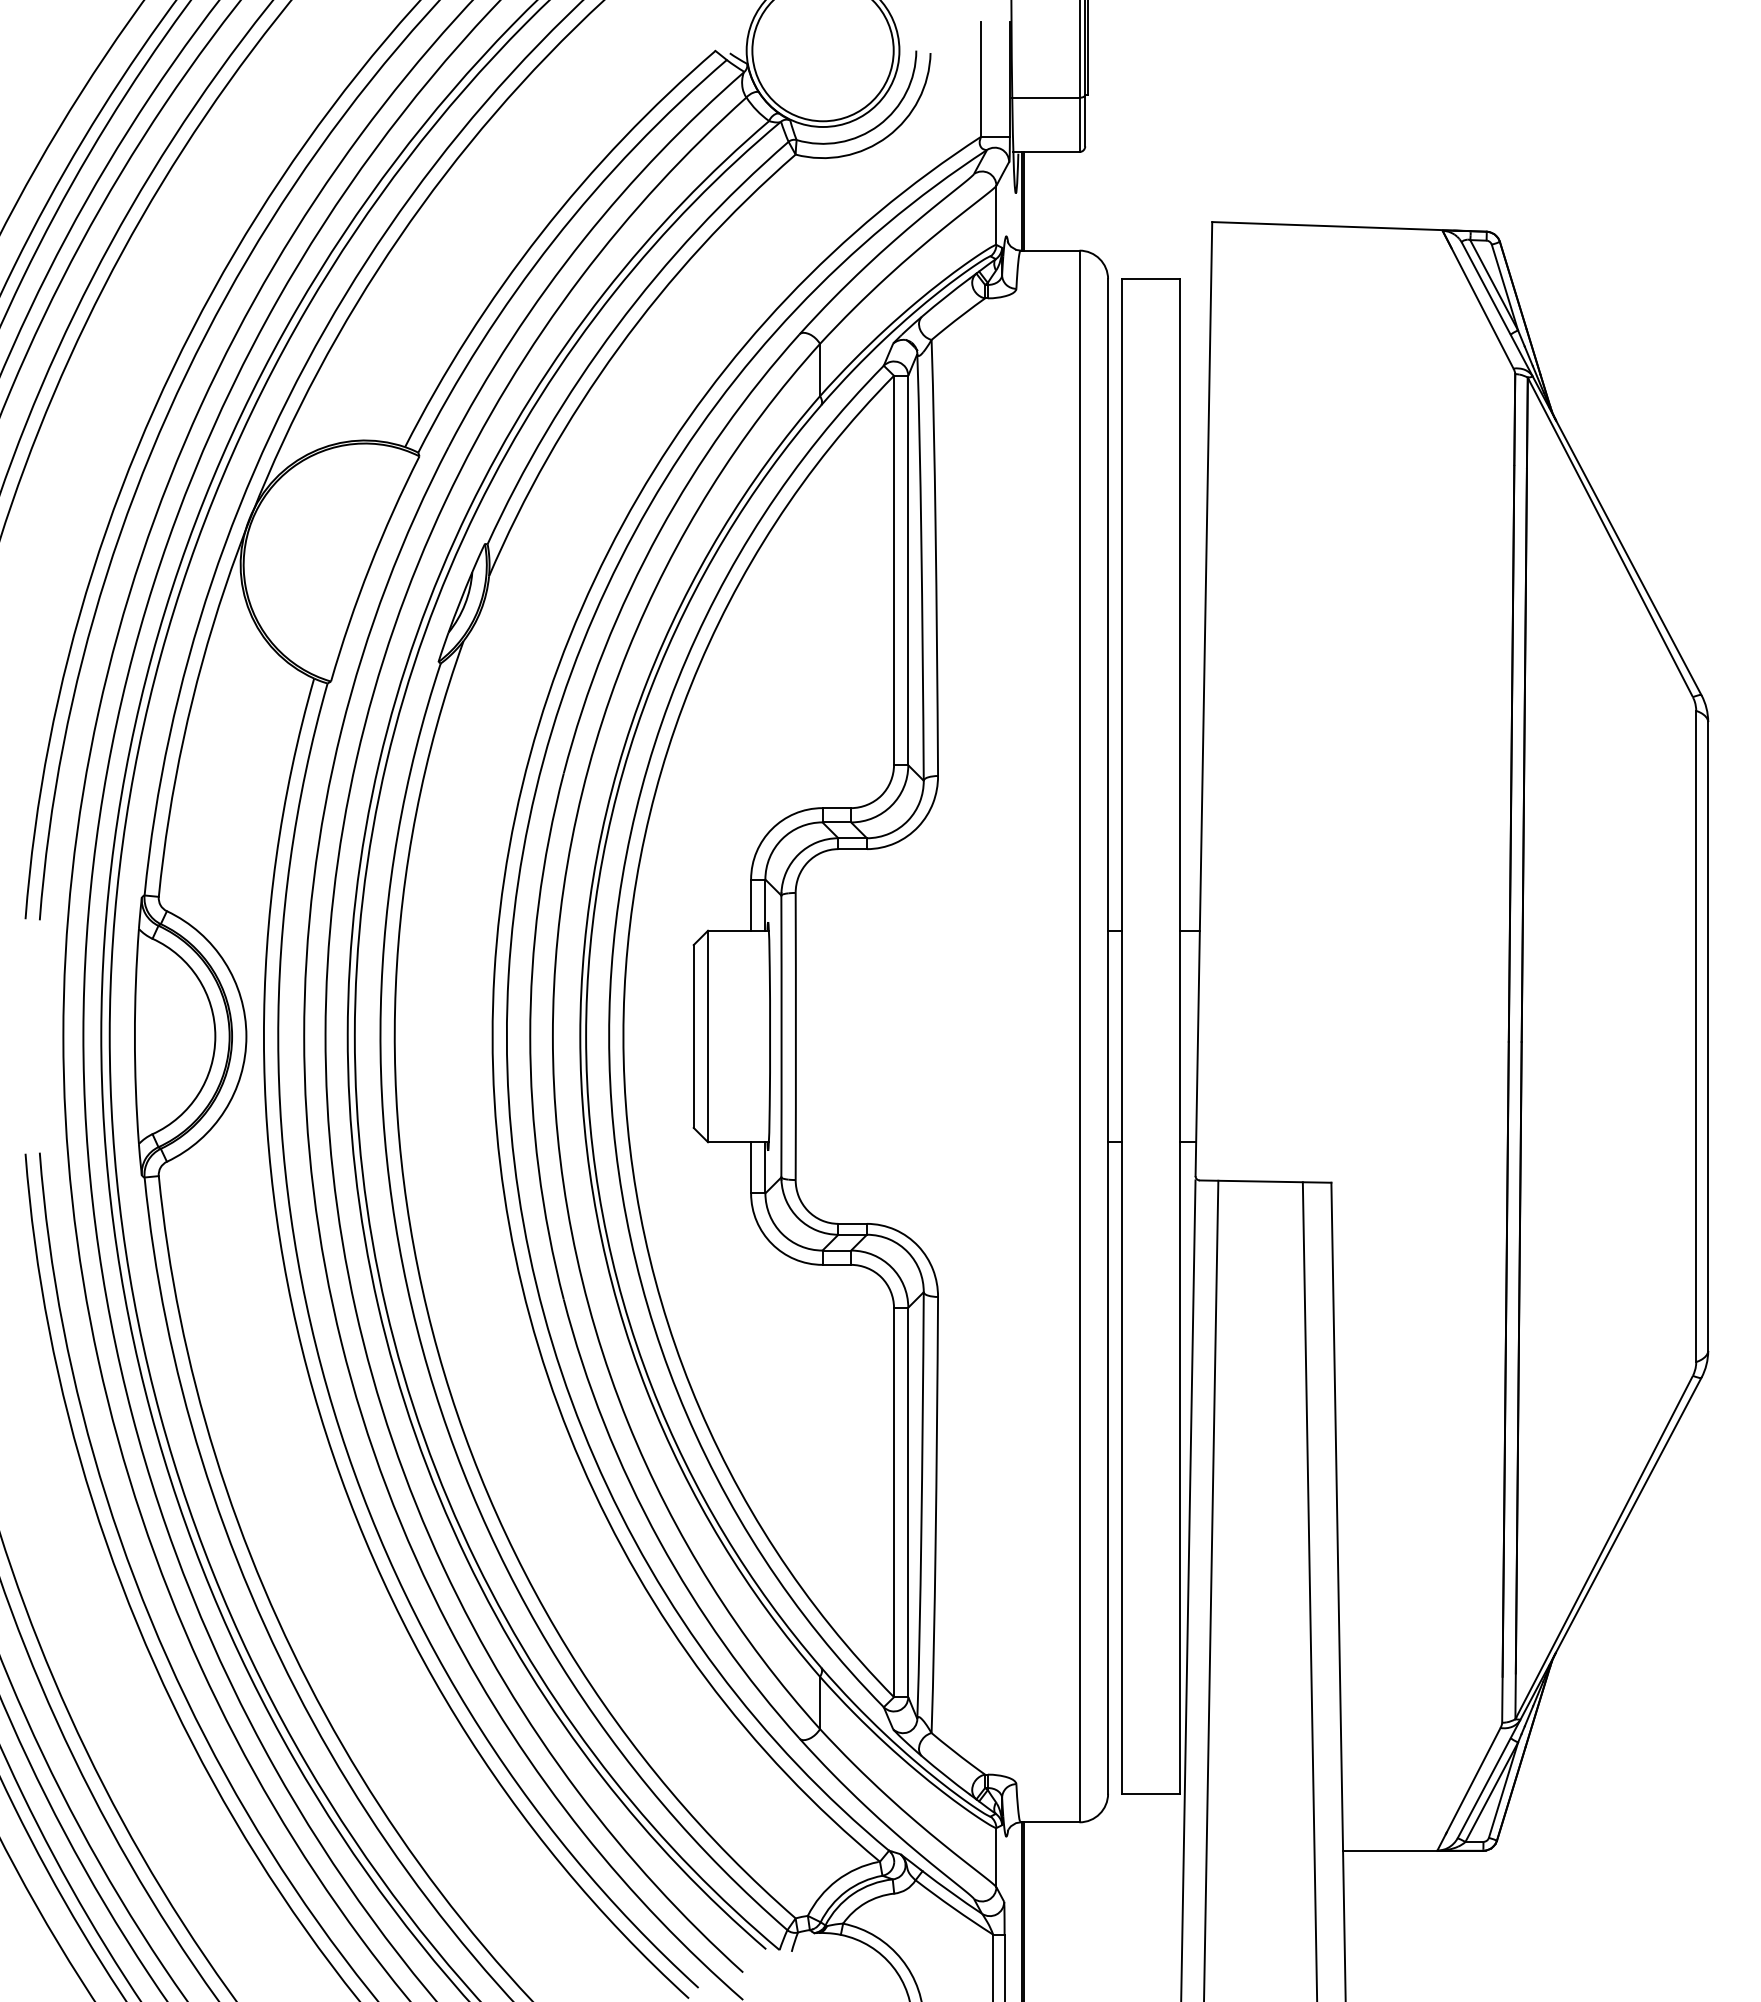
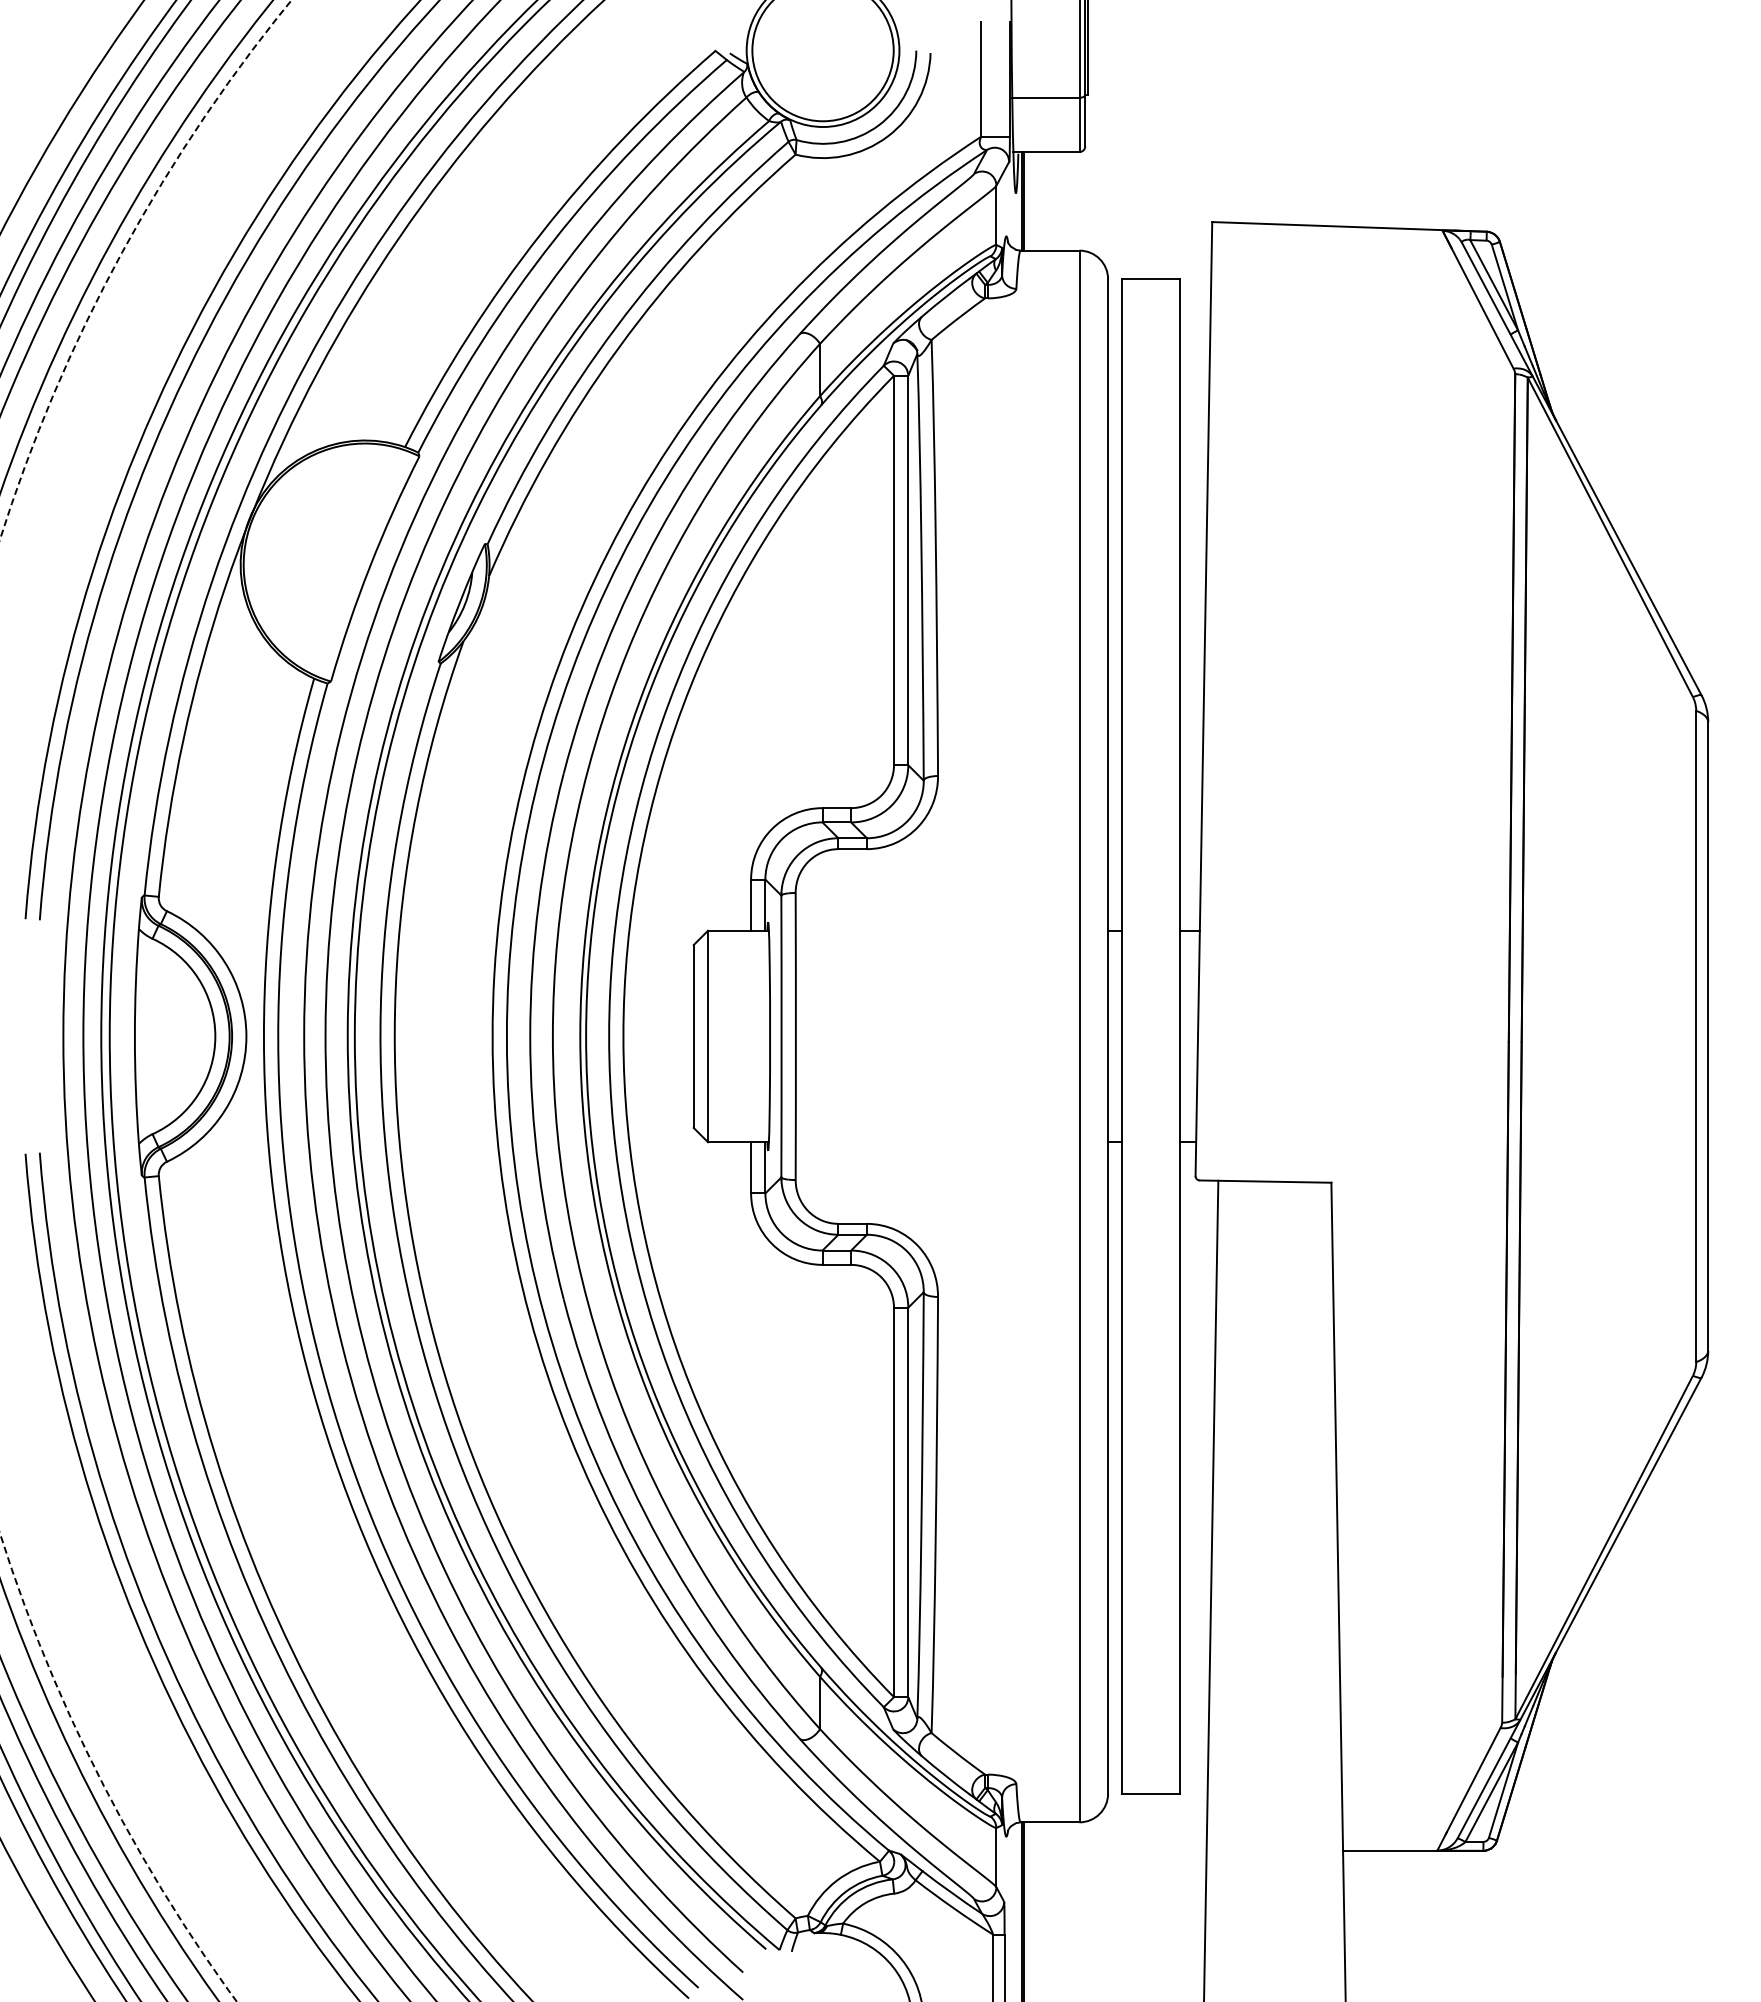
arc: solid -> dashed (14, 497)
line: present -> none (1188, 1589)
line: present -> none (1309, 1590)
